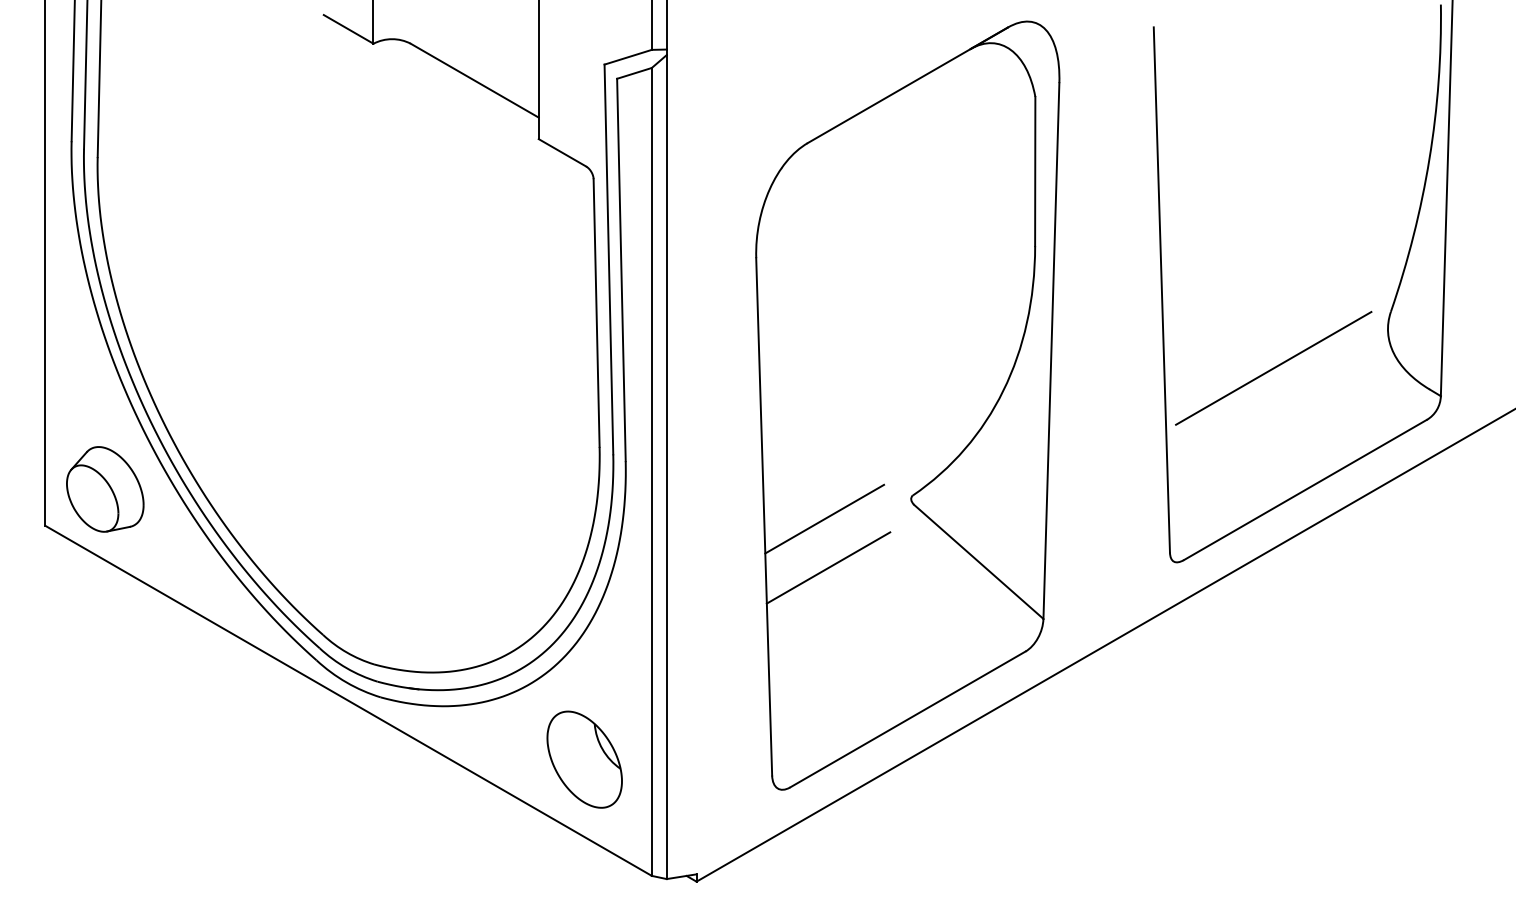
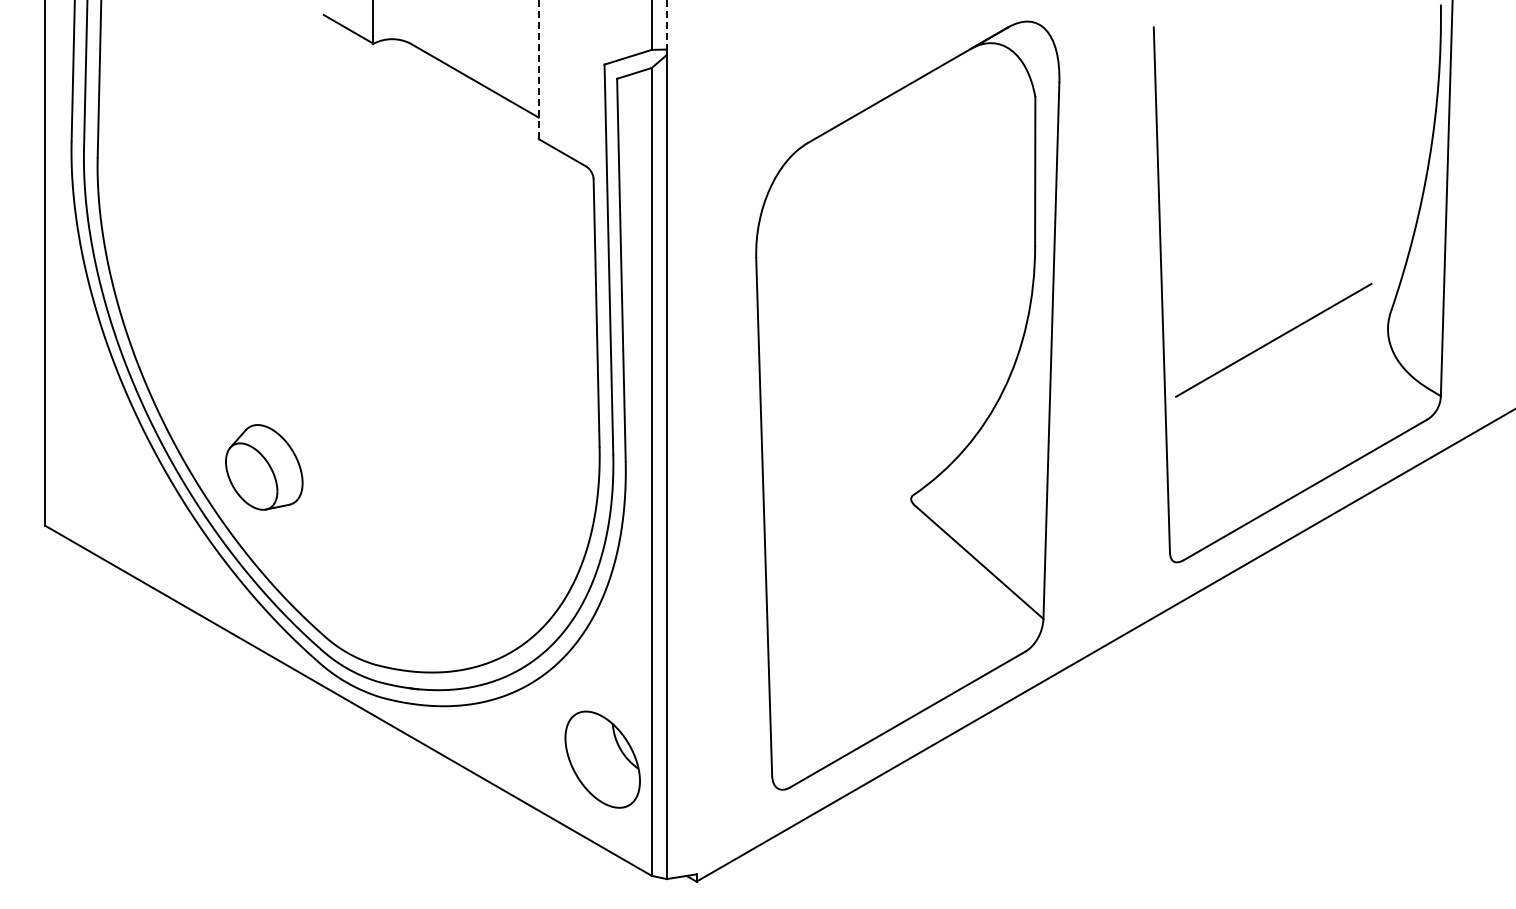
line: solid -> dashed (666, 24)
line: solid -> dashed (538, 69)
line position: (1273, 368) -> (1273, 340) (1273, 340)
part position: (105, 489) -> (264, 467) (264, 467)
line: present -> none (824, 518)
line: present -> none (828, 567)
part position: (584, 759) -> (602, 759) (602, 759)
